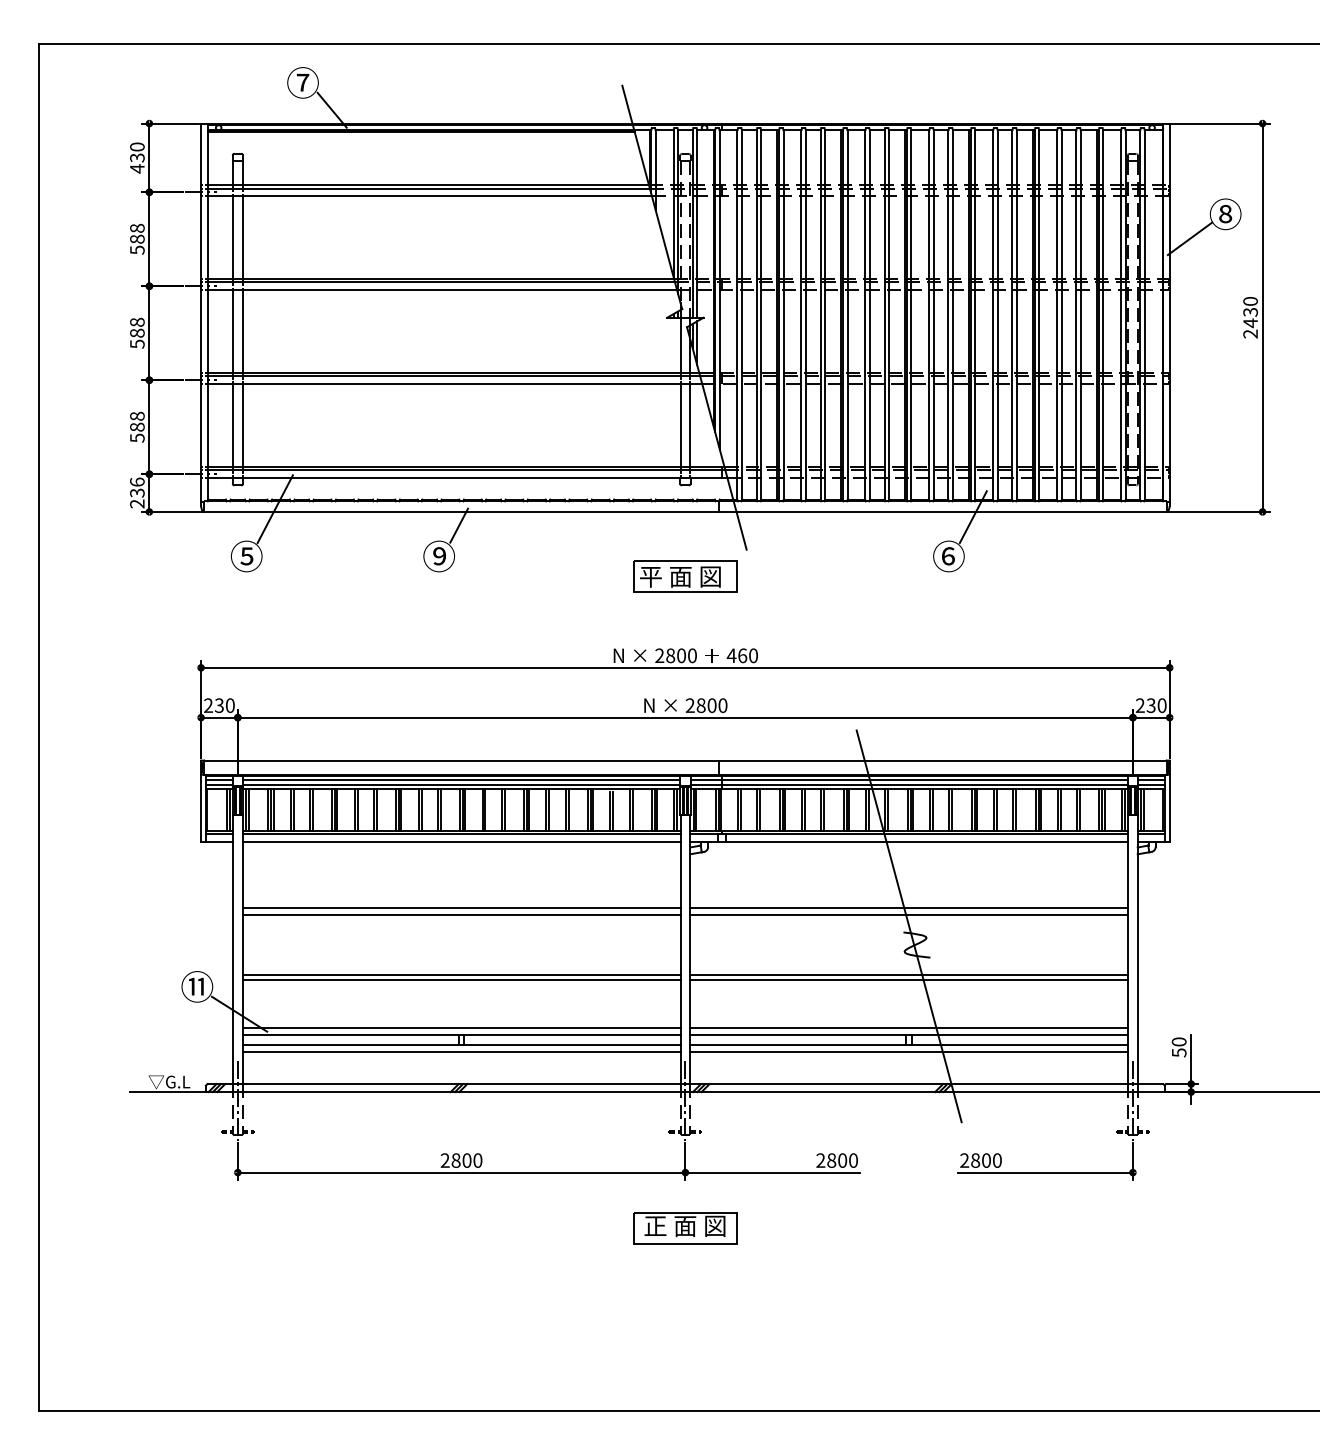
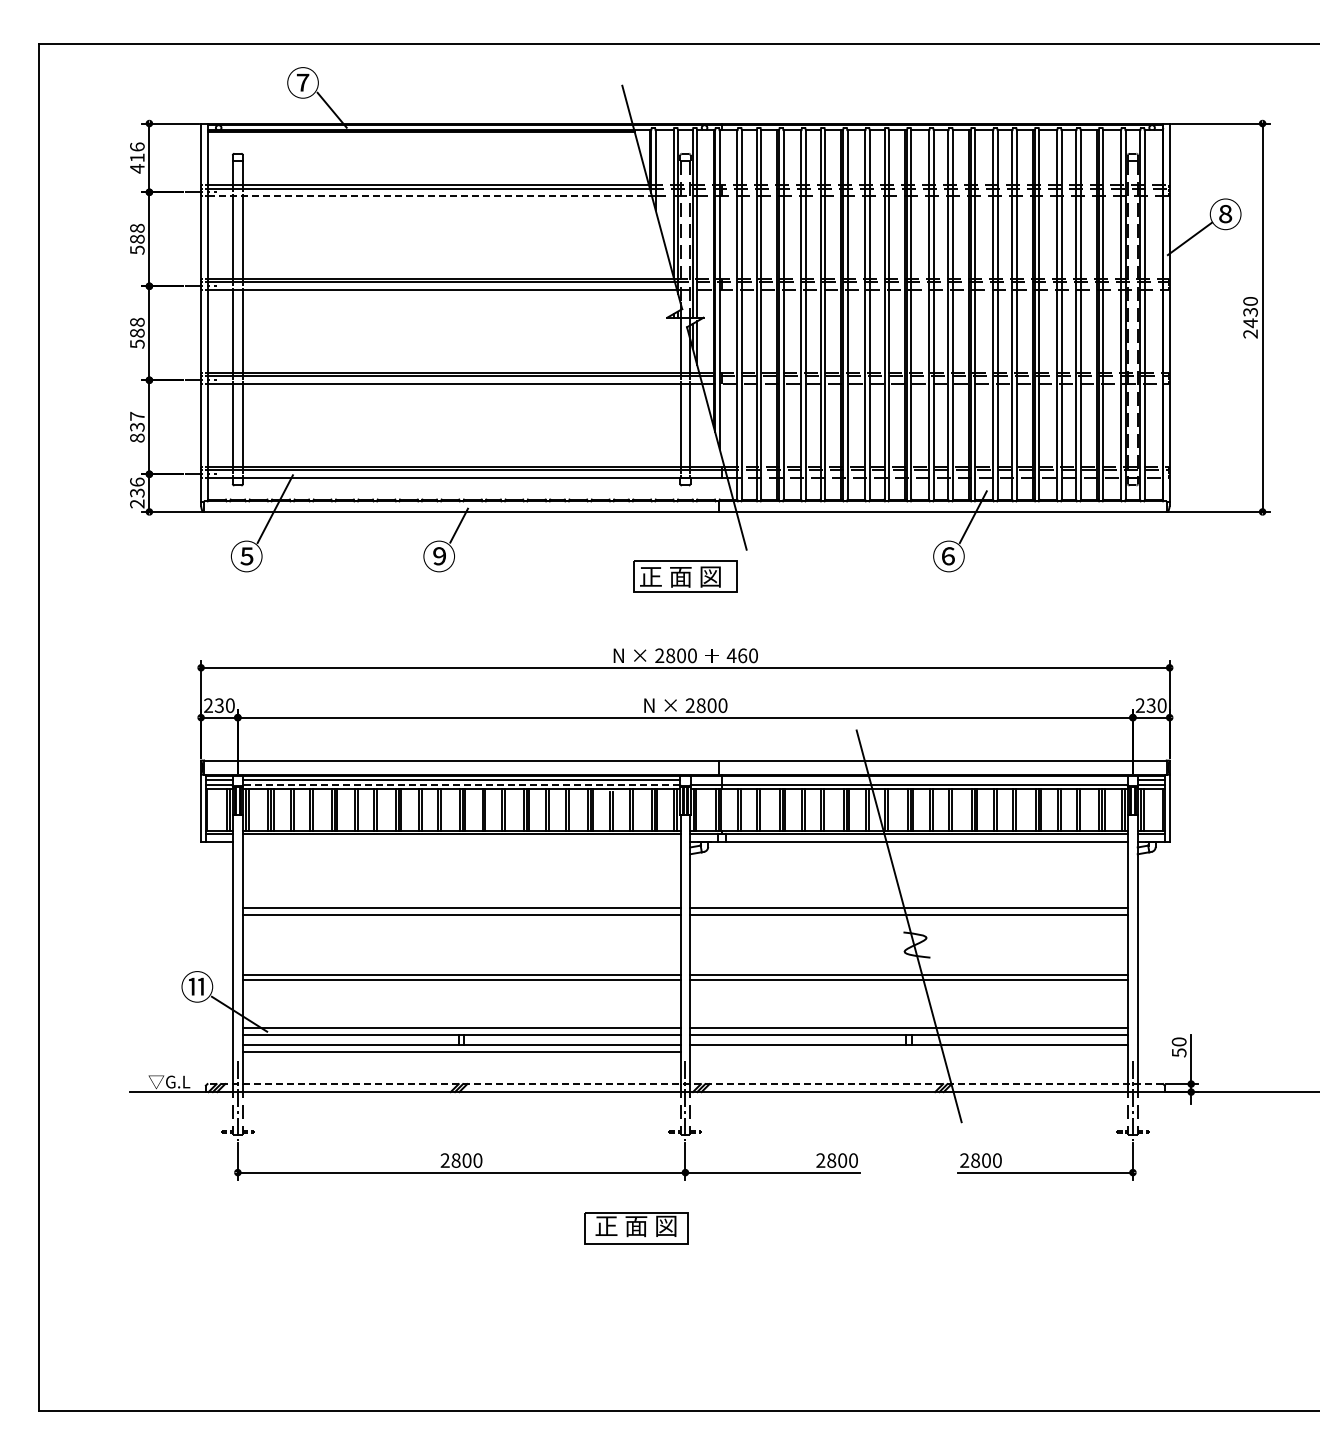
text: 430 -> 416 (137, 152)
line: solid -> dashed (430, 196)
text: 588 -> 837 (137, 426)
text: 平 面 図 -> 正 面 図 (650, 577)
line: present -> none (908, 780)
line: solid -> dashed (461, 784)
line: present -> none (461, 841)
line: present -> none (909, 1052)
line: solid -> dashed (685, 1084)
part position: (685, 1228) -> (636, 1228) (636, 1228)
